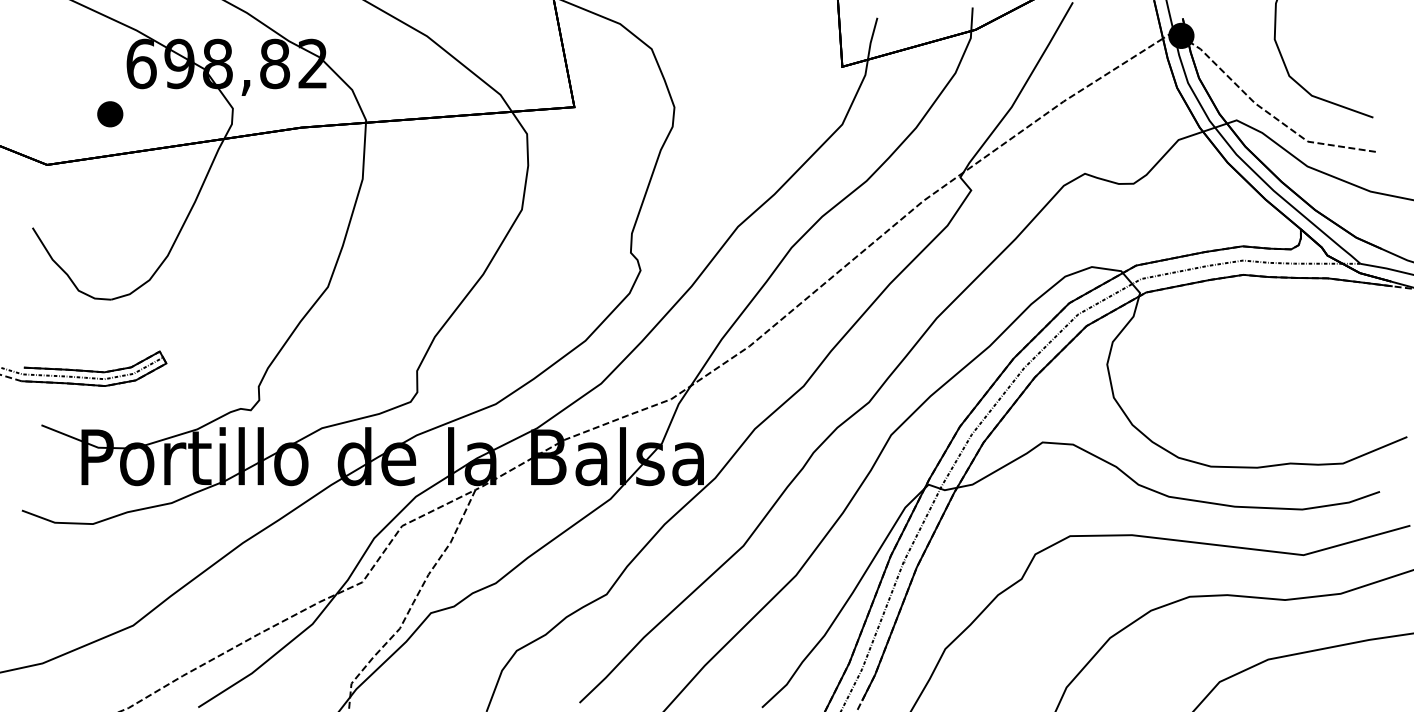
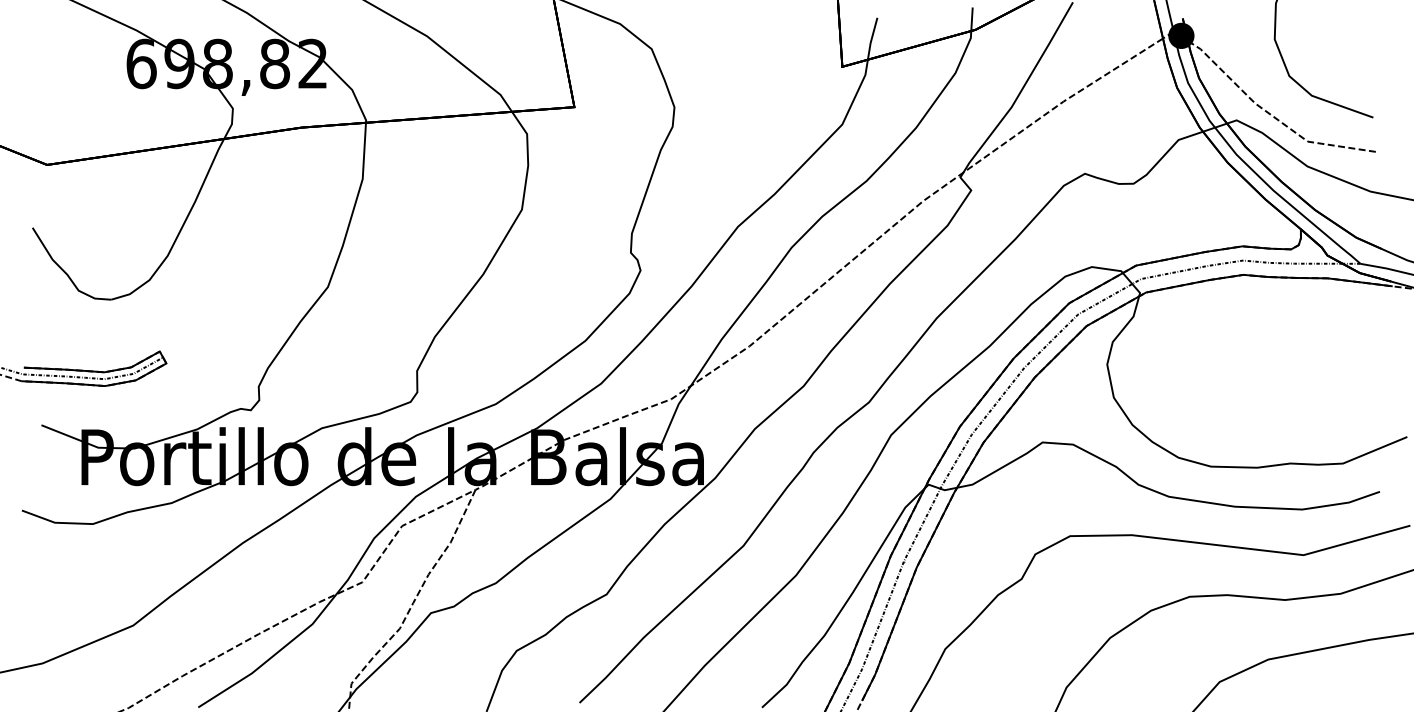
part: present -> none (110, 114)
